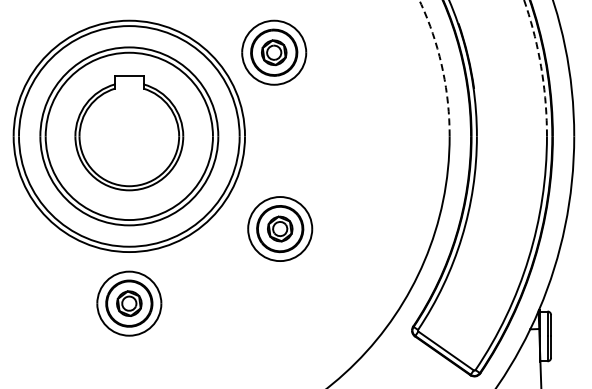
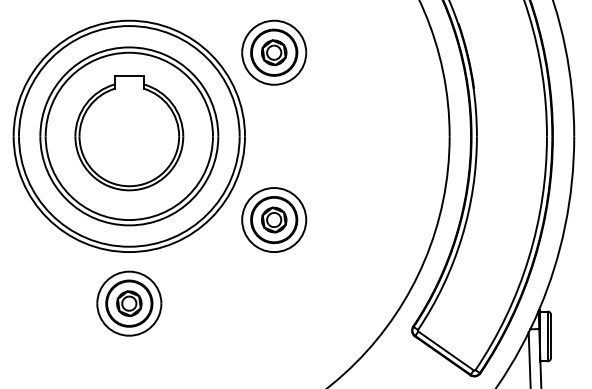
arc: dashed -> solid (541, 66)
arc: dashed -> solid (442, 67)
part position: (280, 228) -> (274, 219) (274, 219)
line: none -> present (529, 358)
